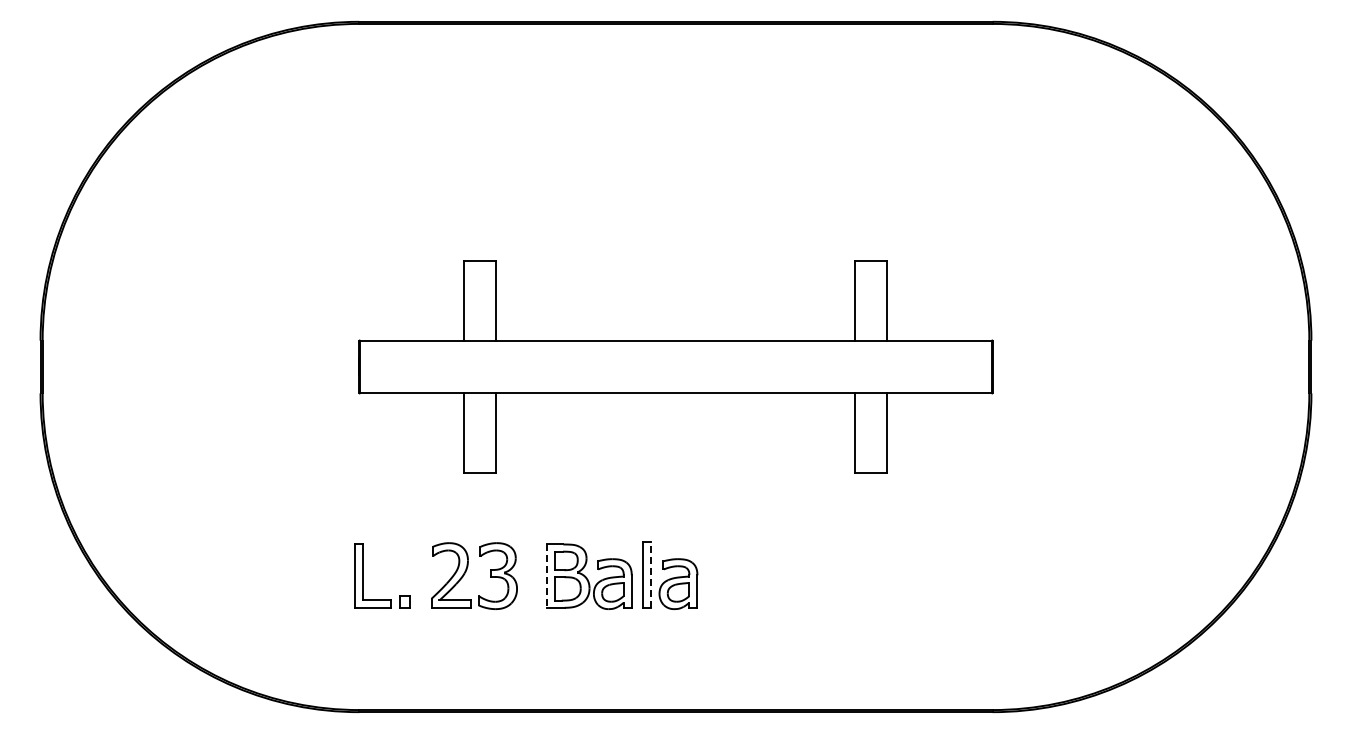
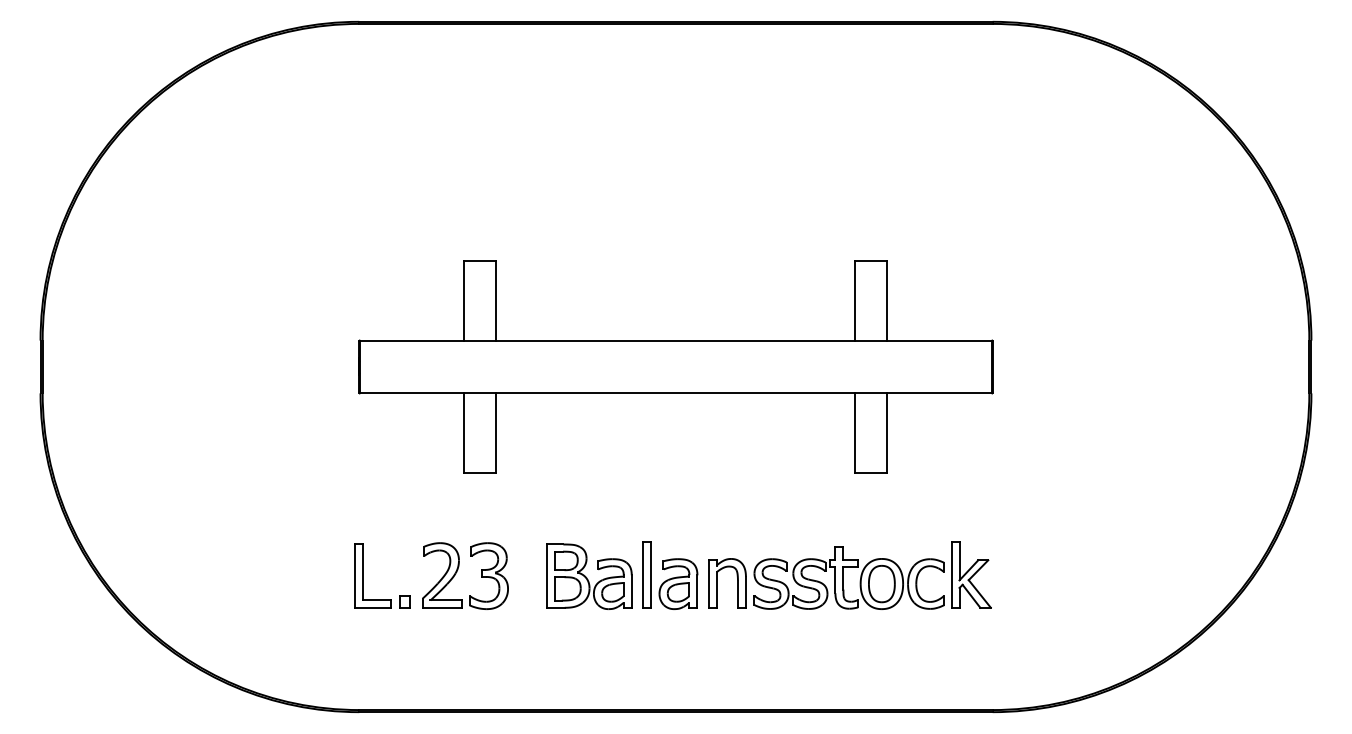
part position: (466, 572) -> (457, 572) (457, 572)
line: dashed -> solid (651, 574)
part: none -> present (849, 575)
line: dashed -> solid (546, 576)
